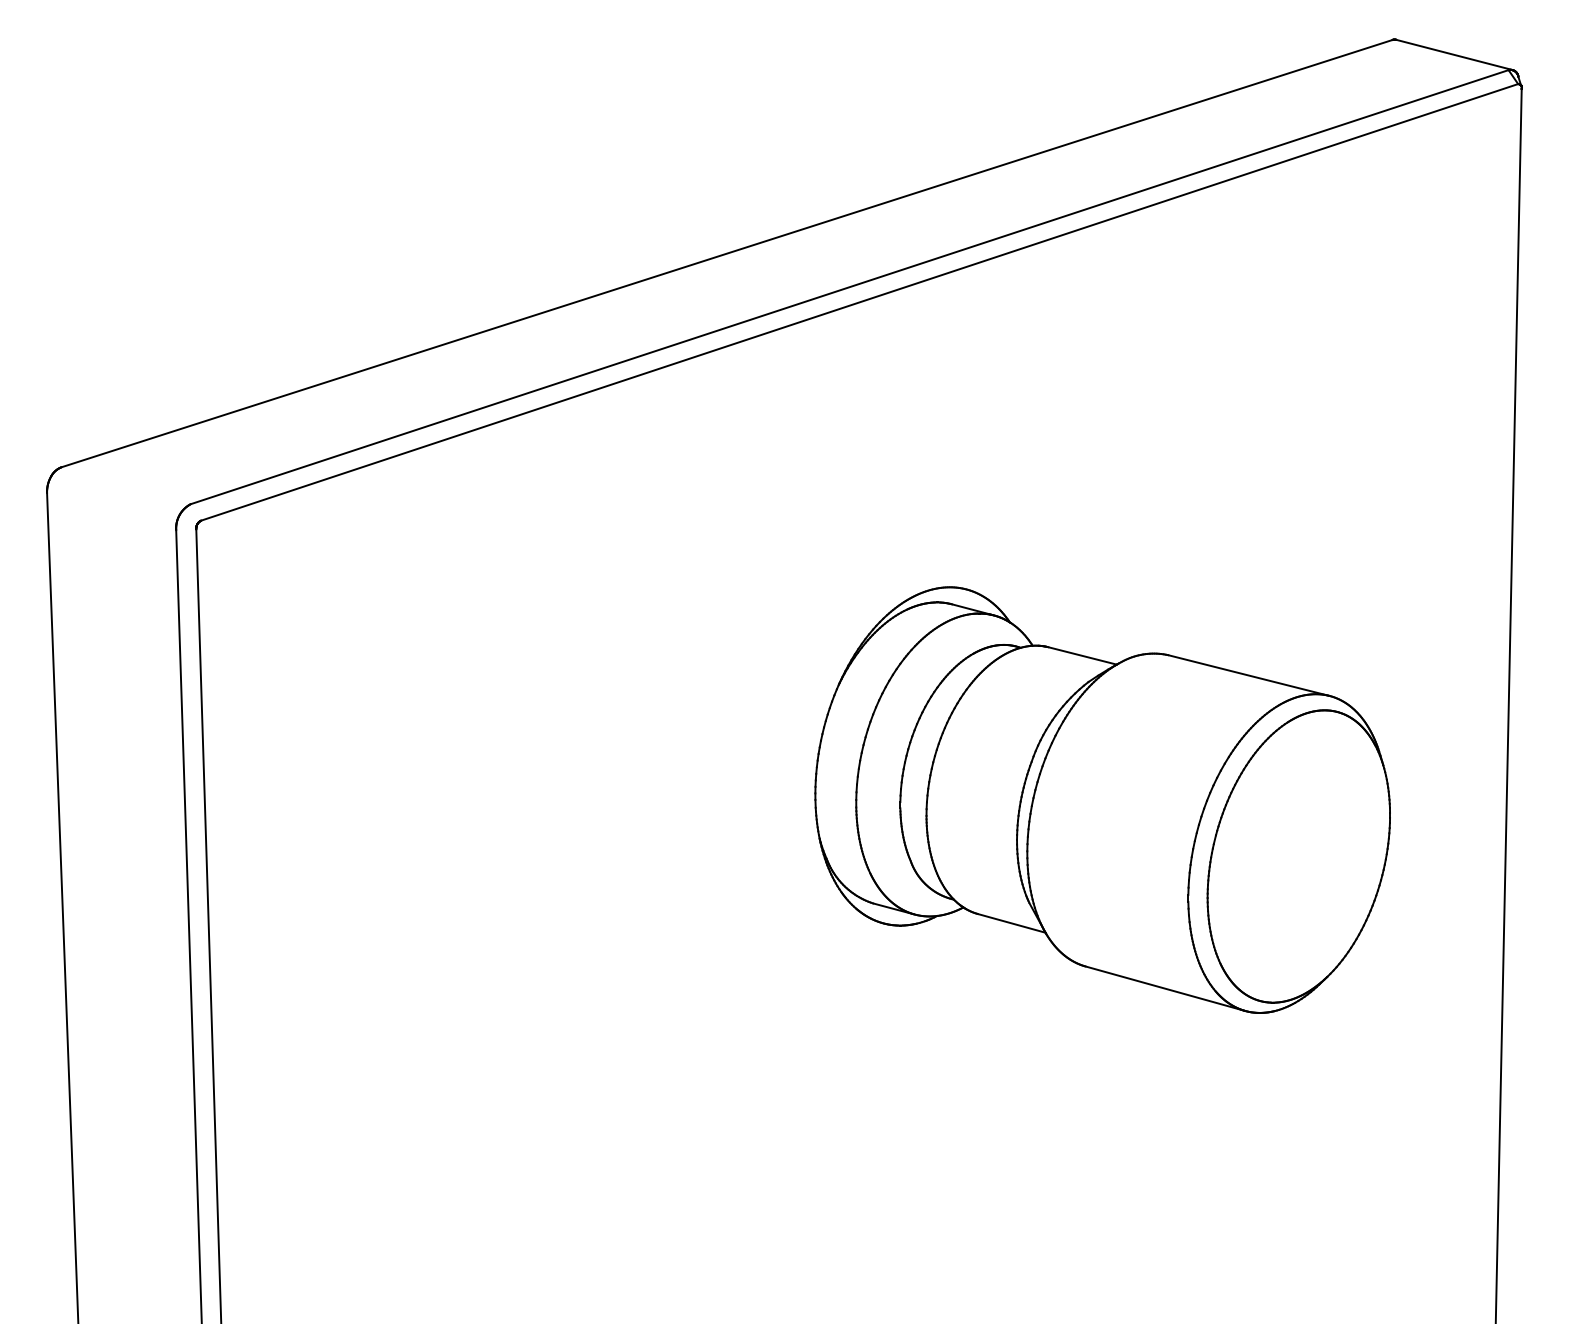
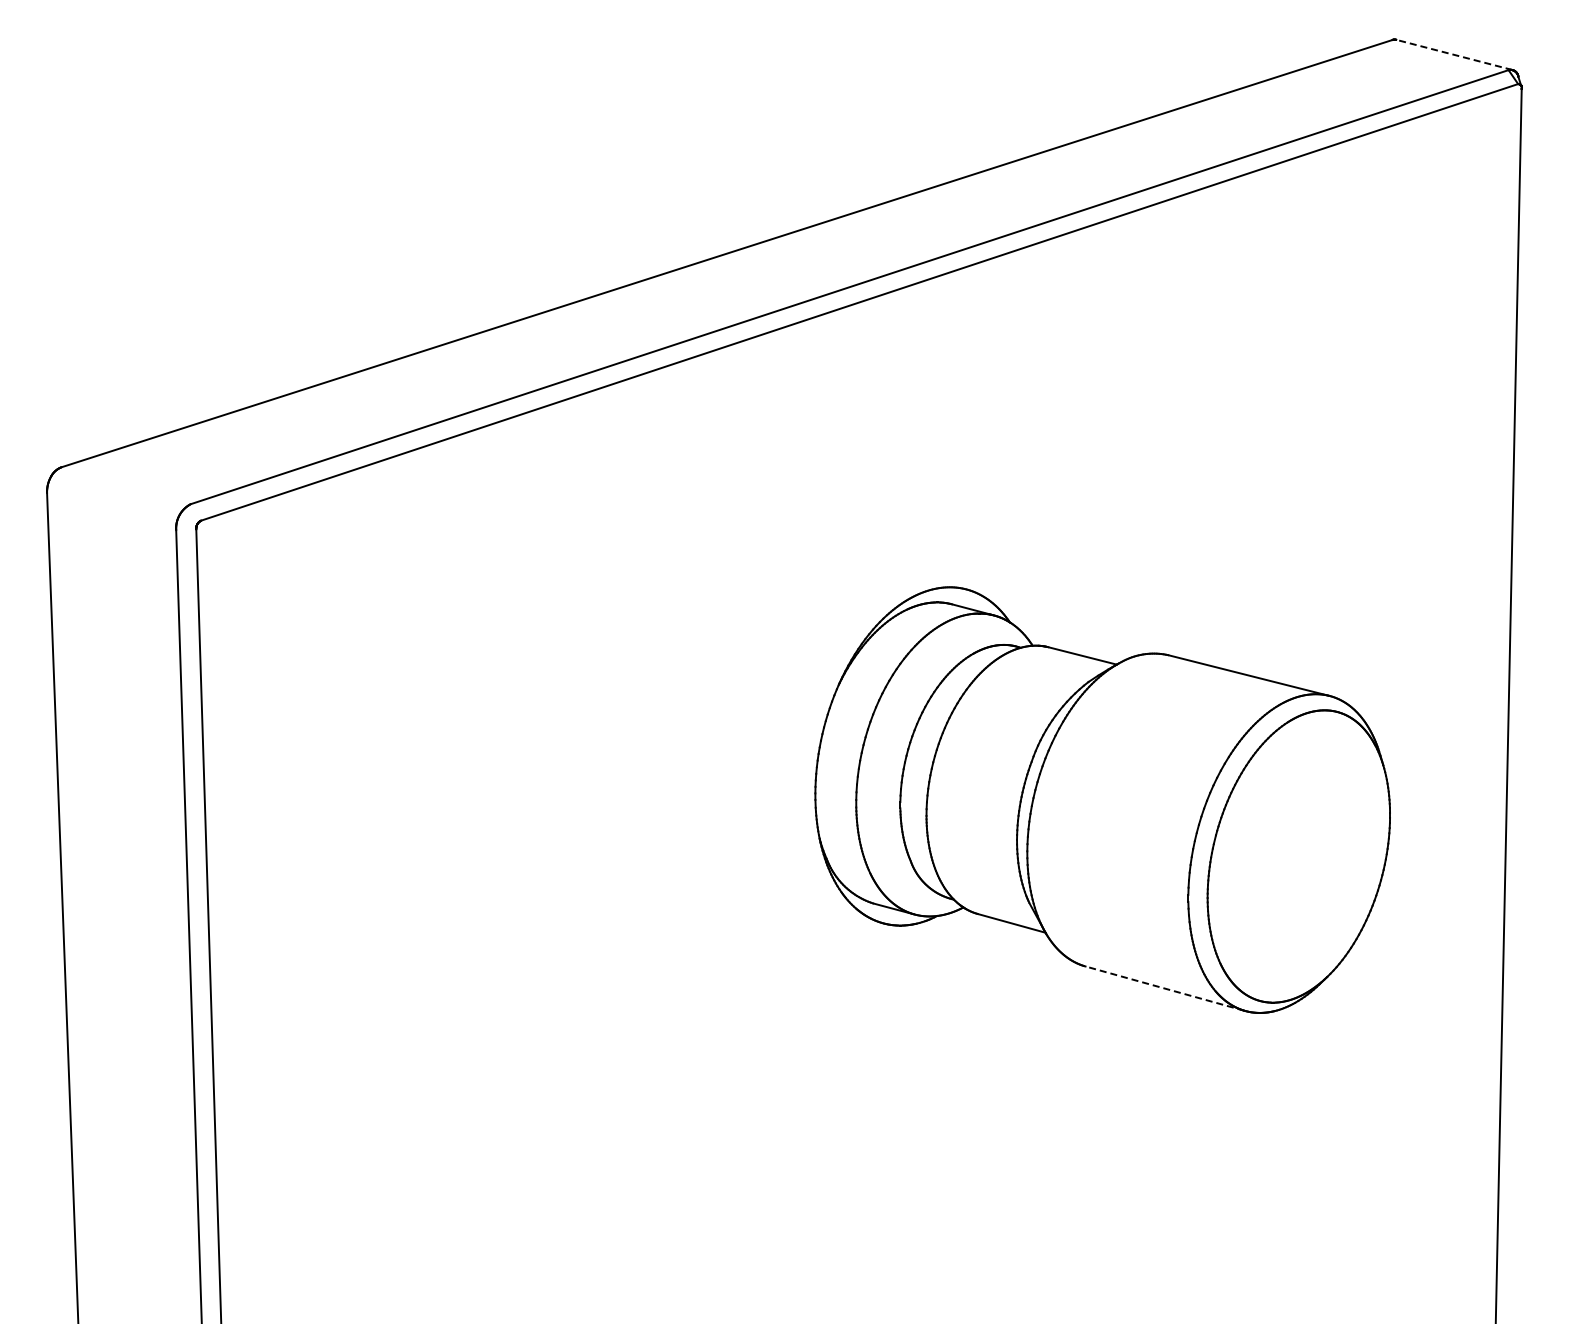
line: solid -> dashed (1454, 54)
line: solid -> dashed (1164, 988)
